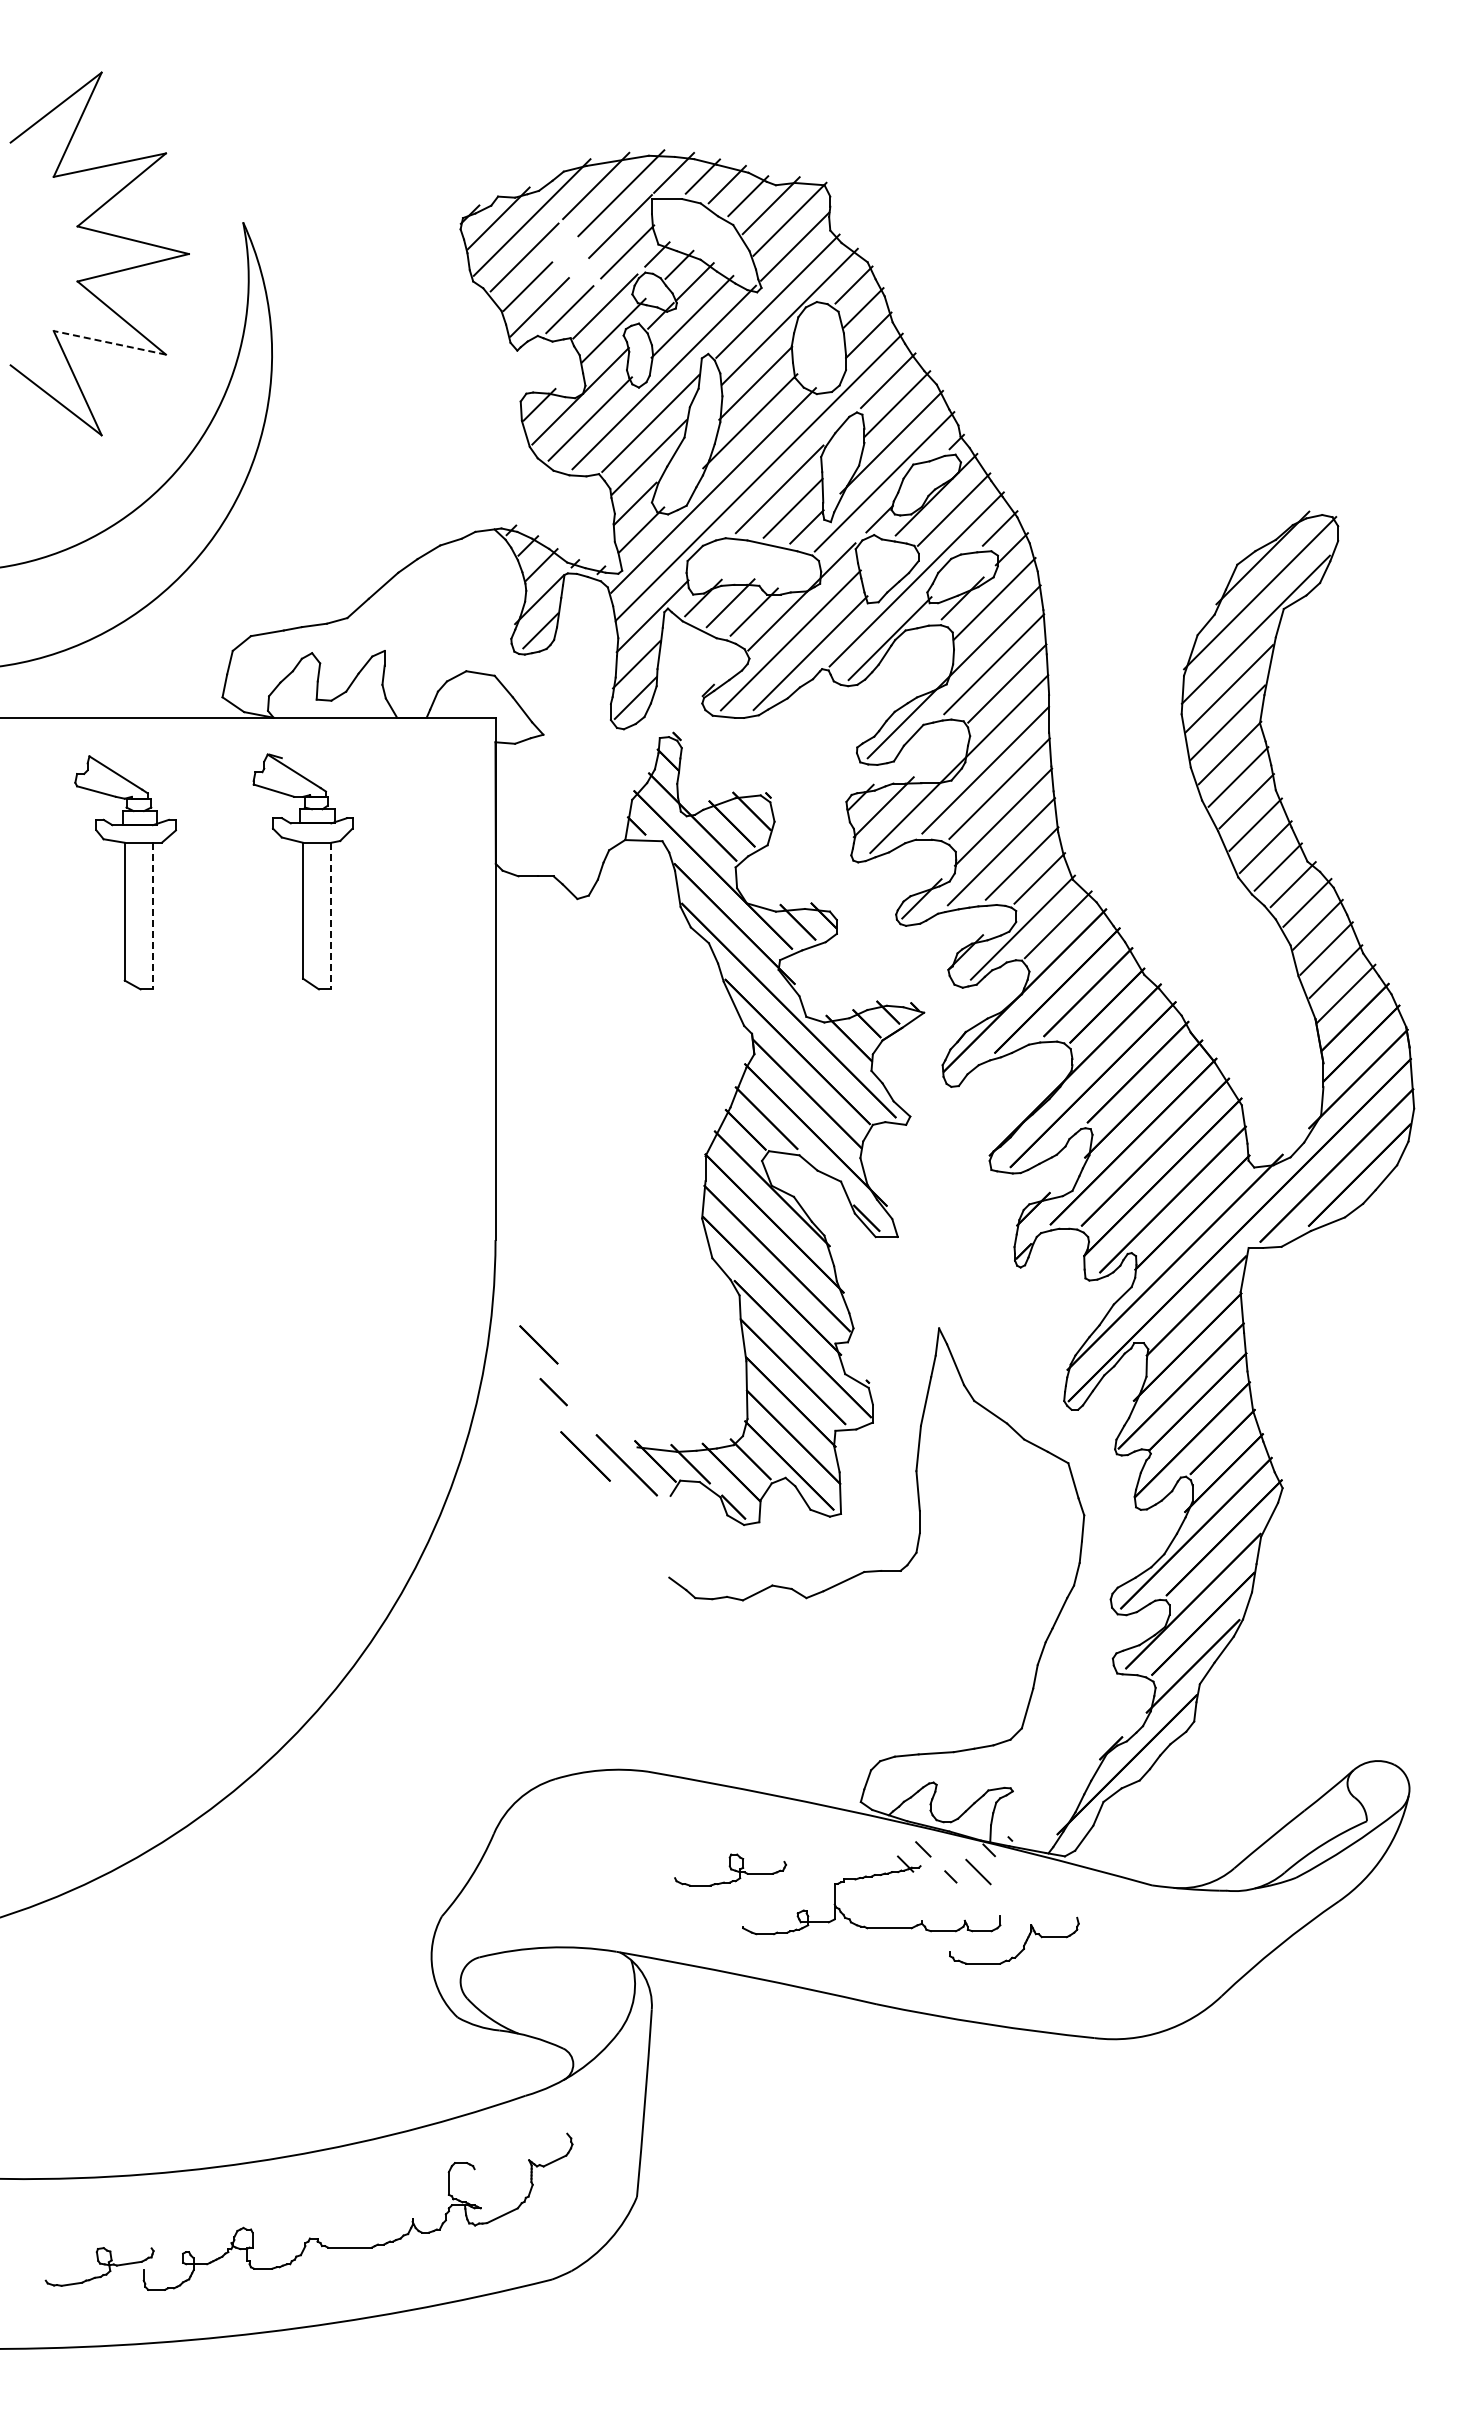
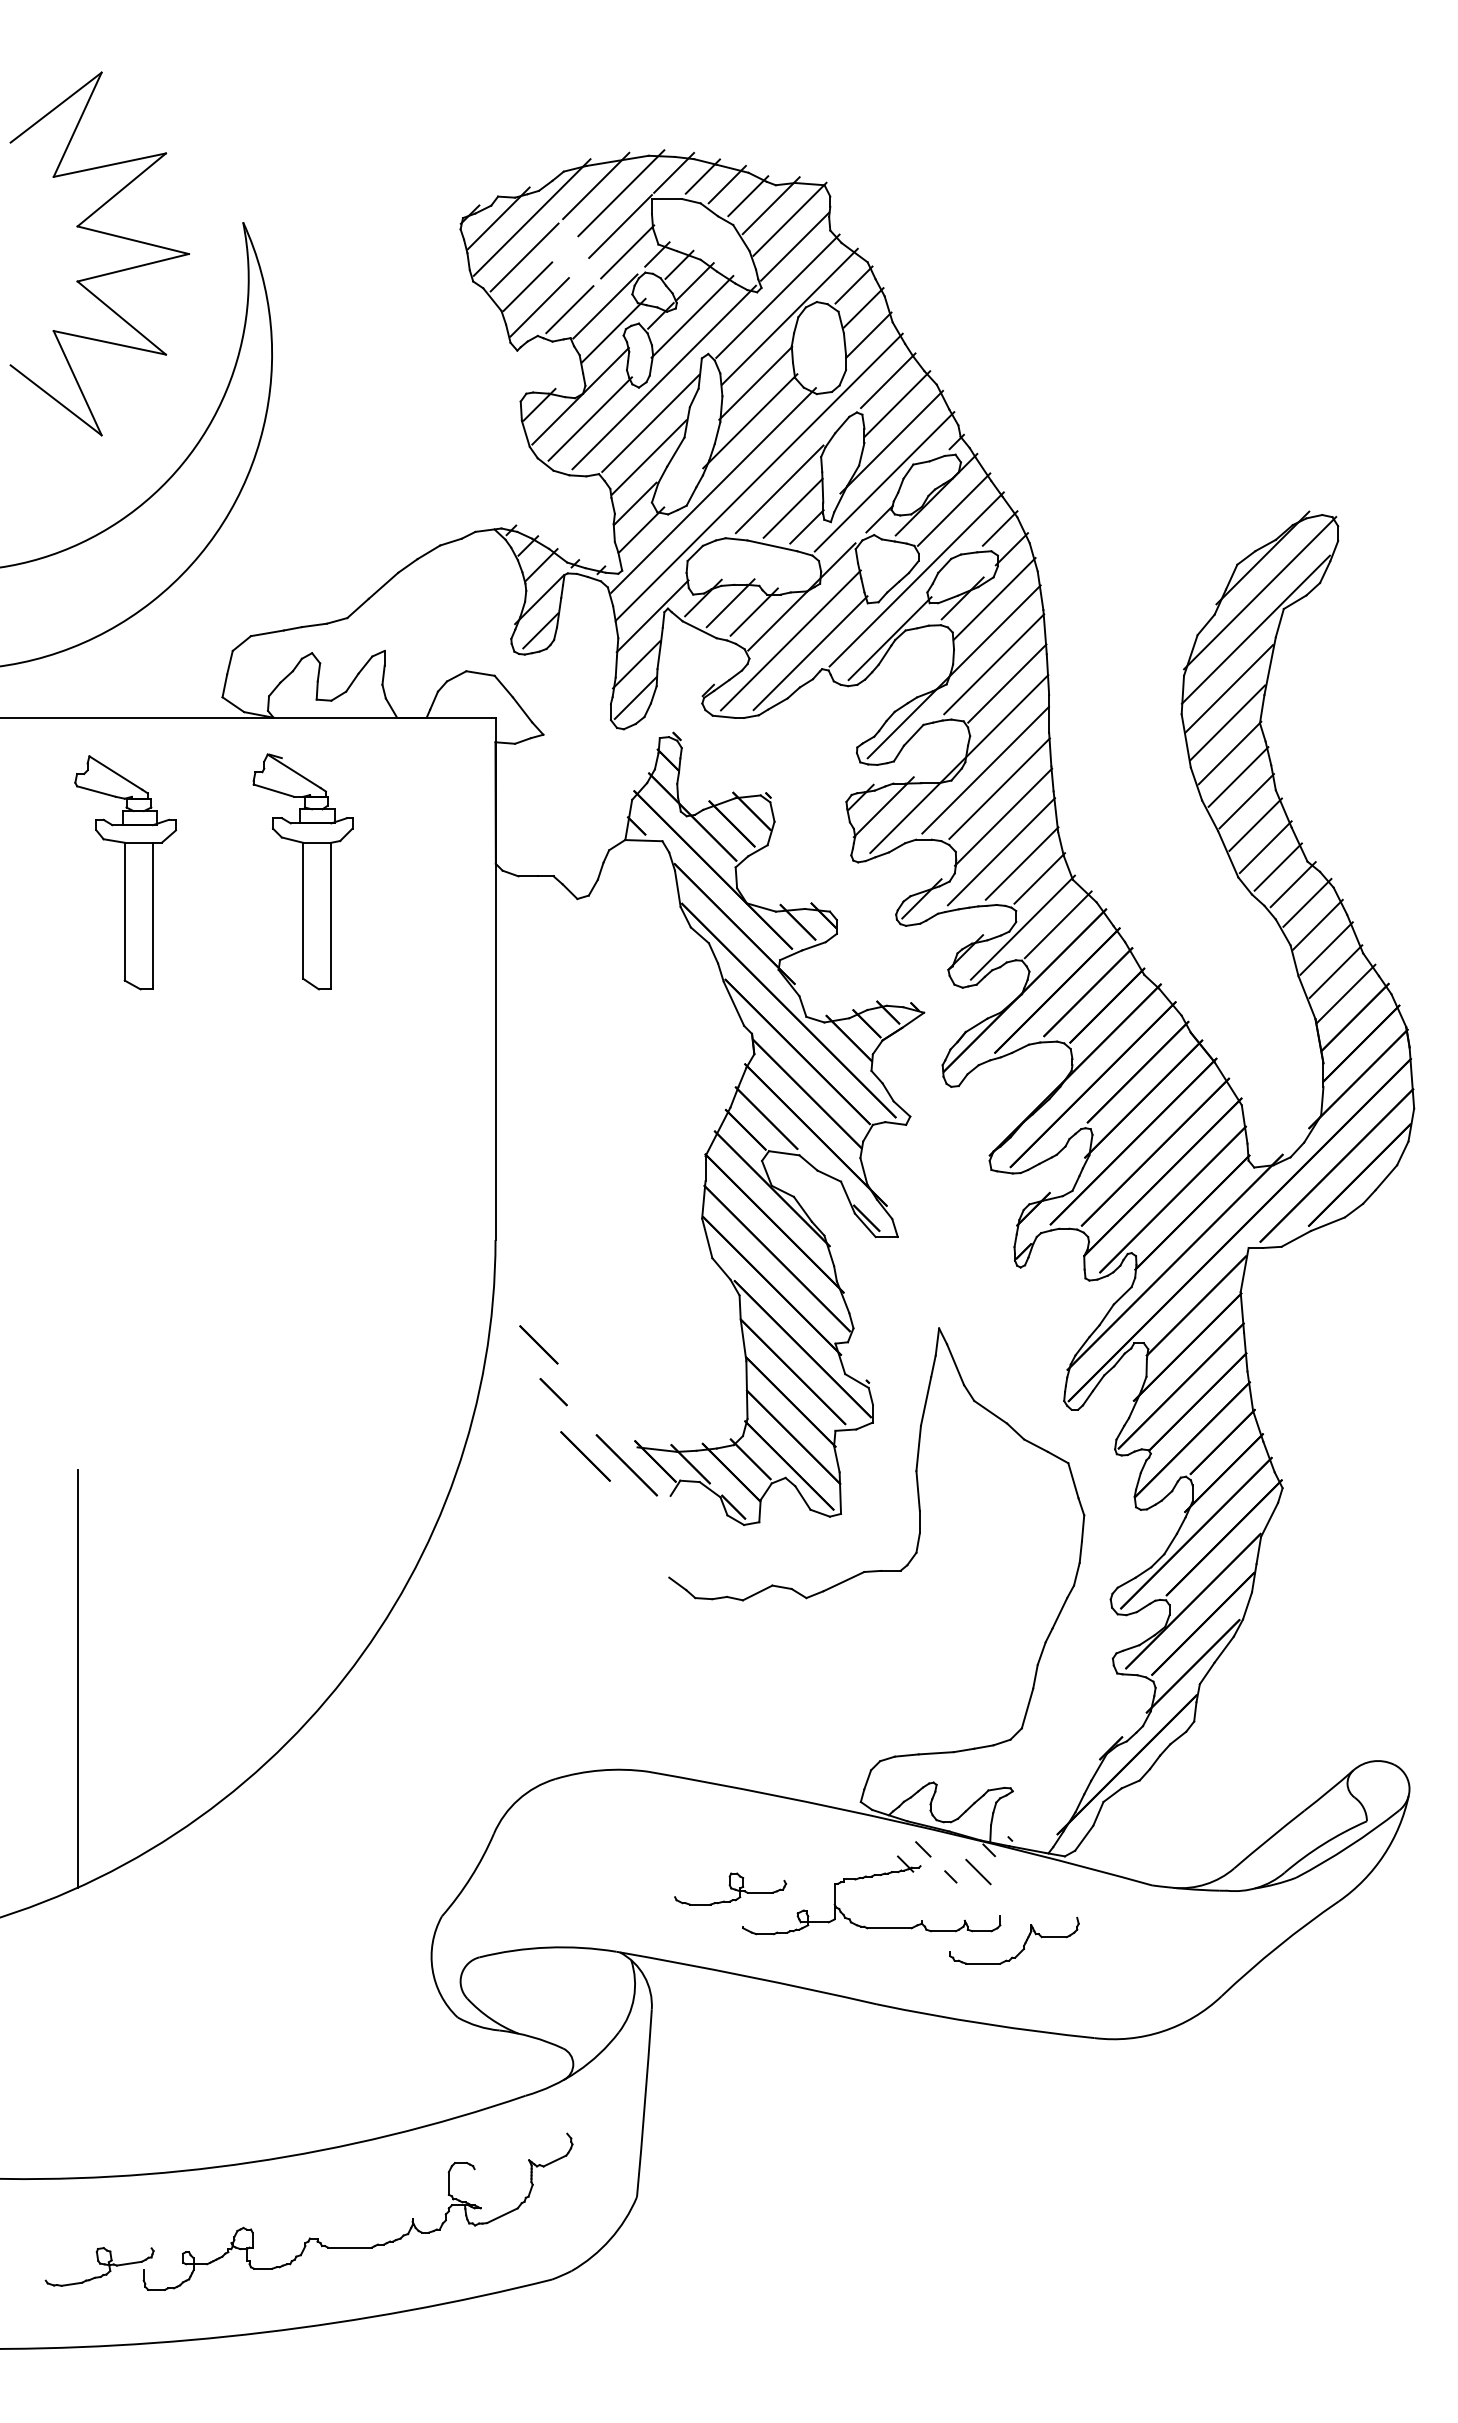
line: dashed -> solid (109, 342)
line: dashed -> solid (153, 916)
line: dashed -> solid (331, 916)
line: none -> present (77, 1678)
part position: (730, 1869) -> (730, 1888) (730, 1888)
